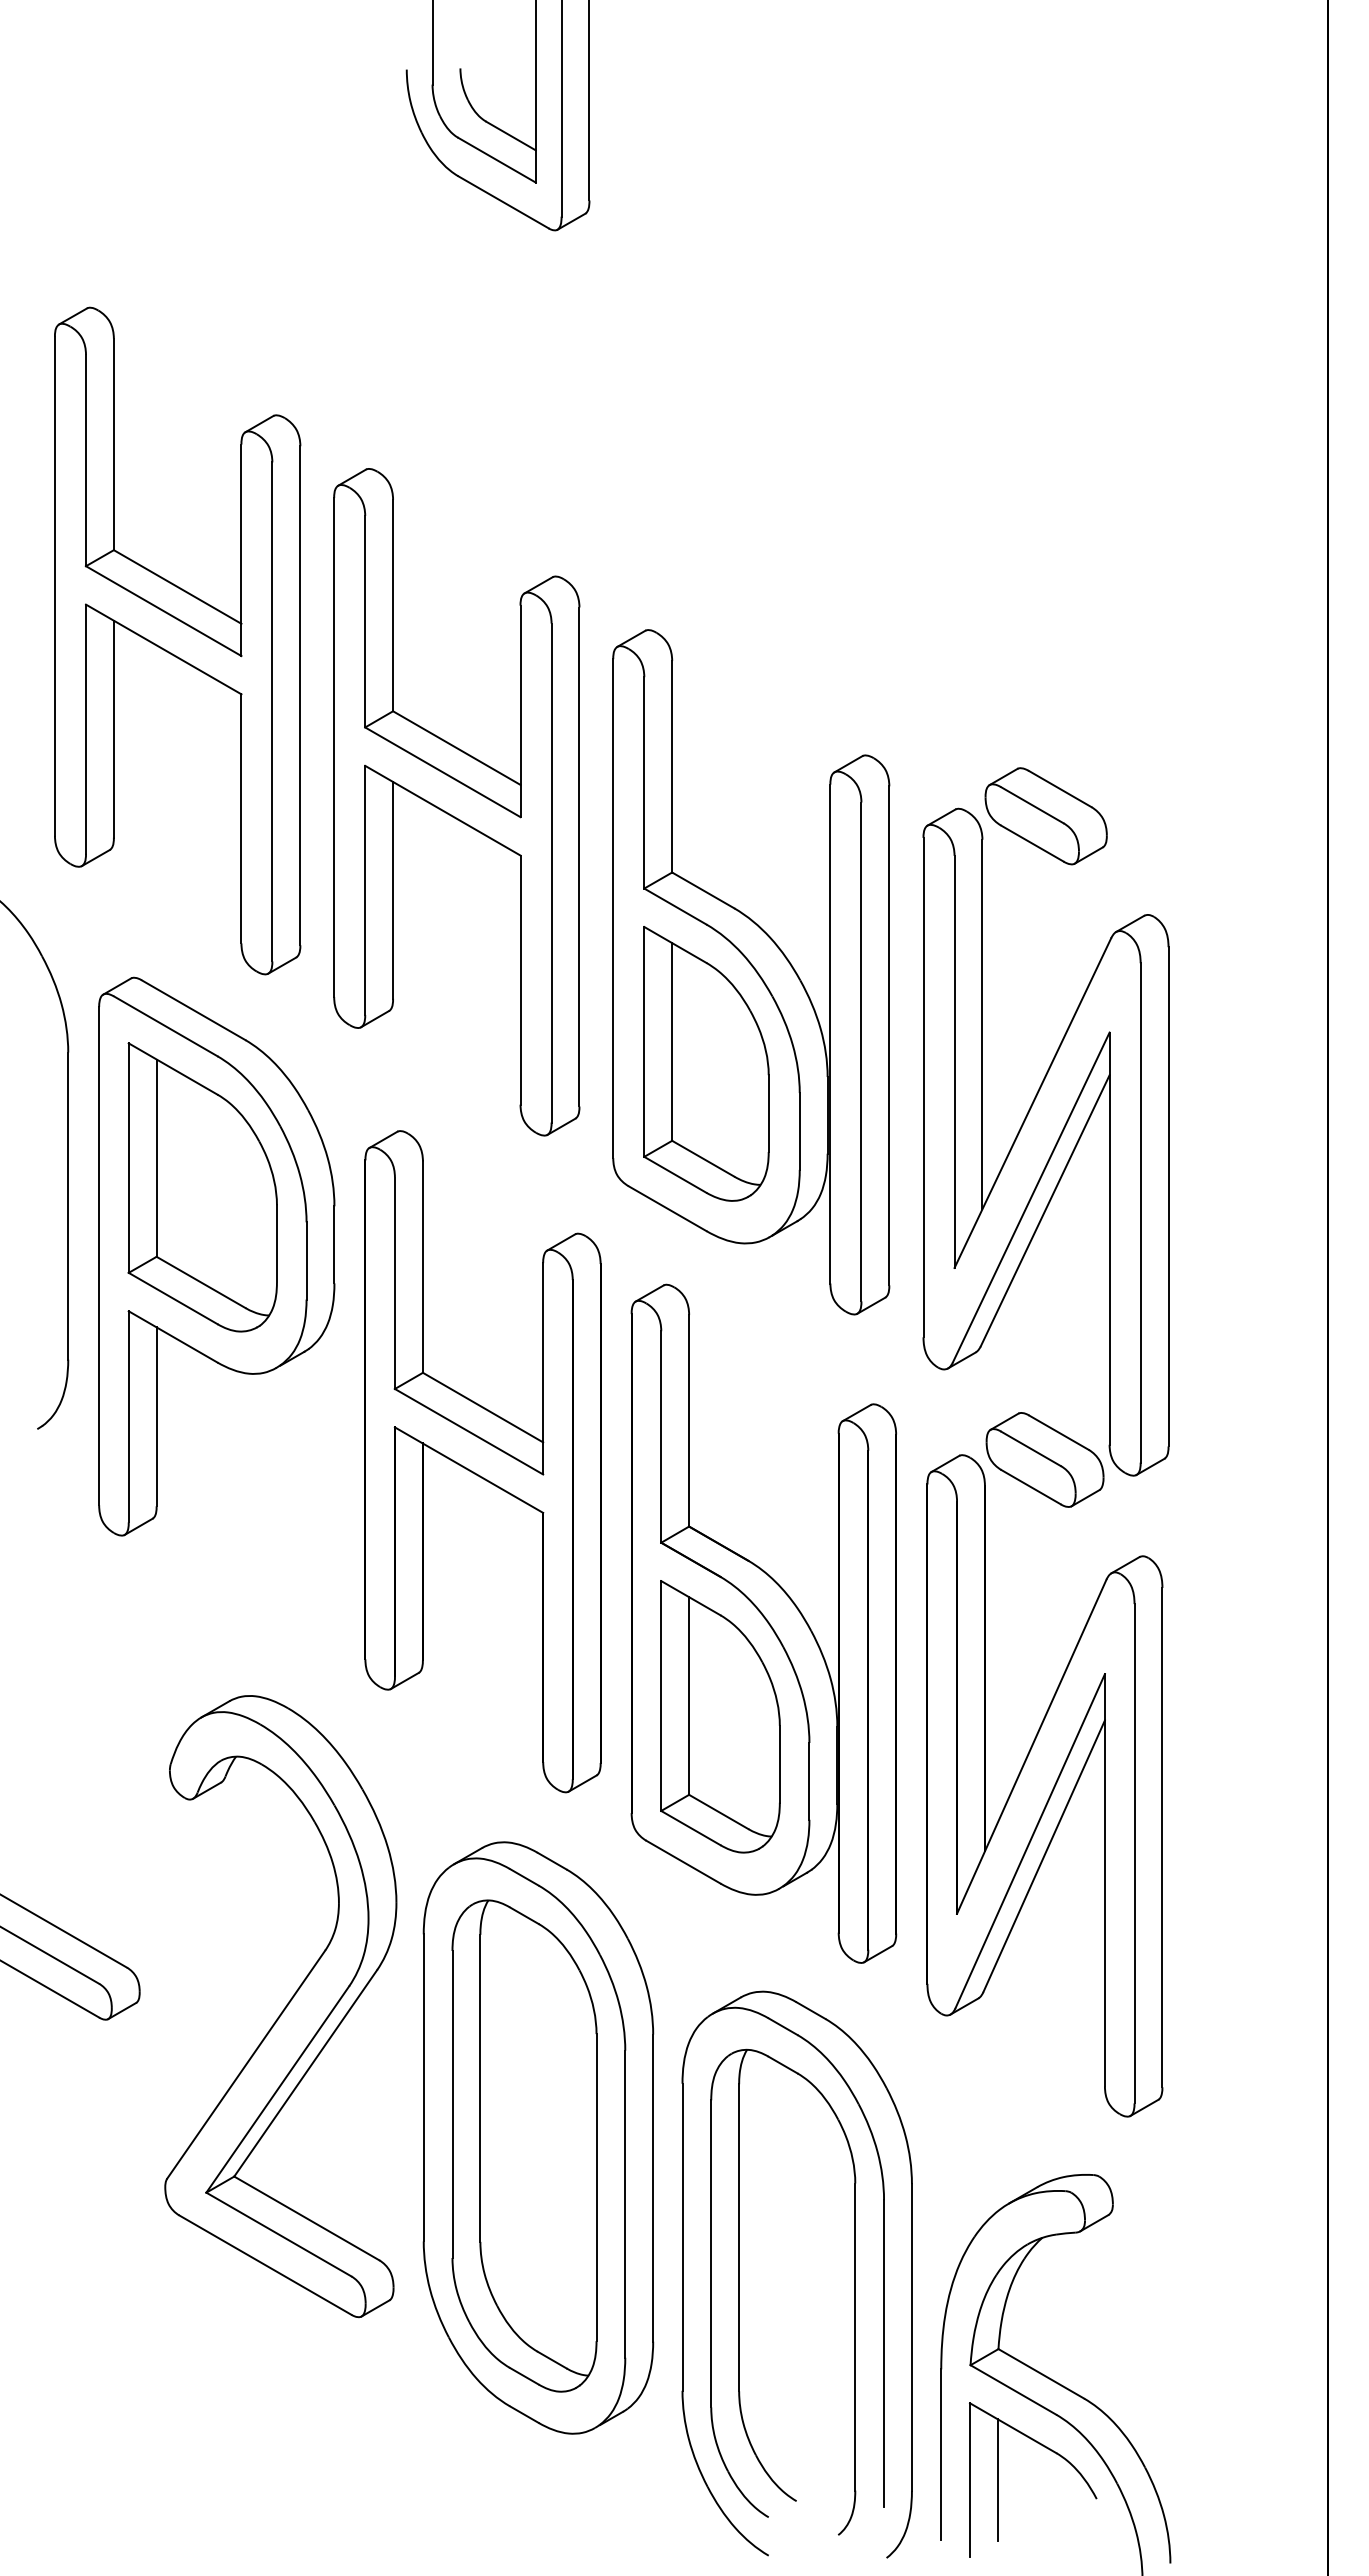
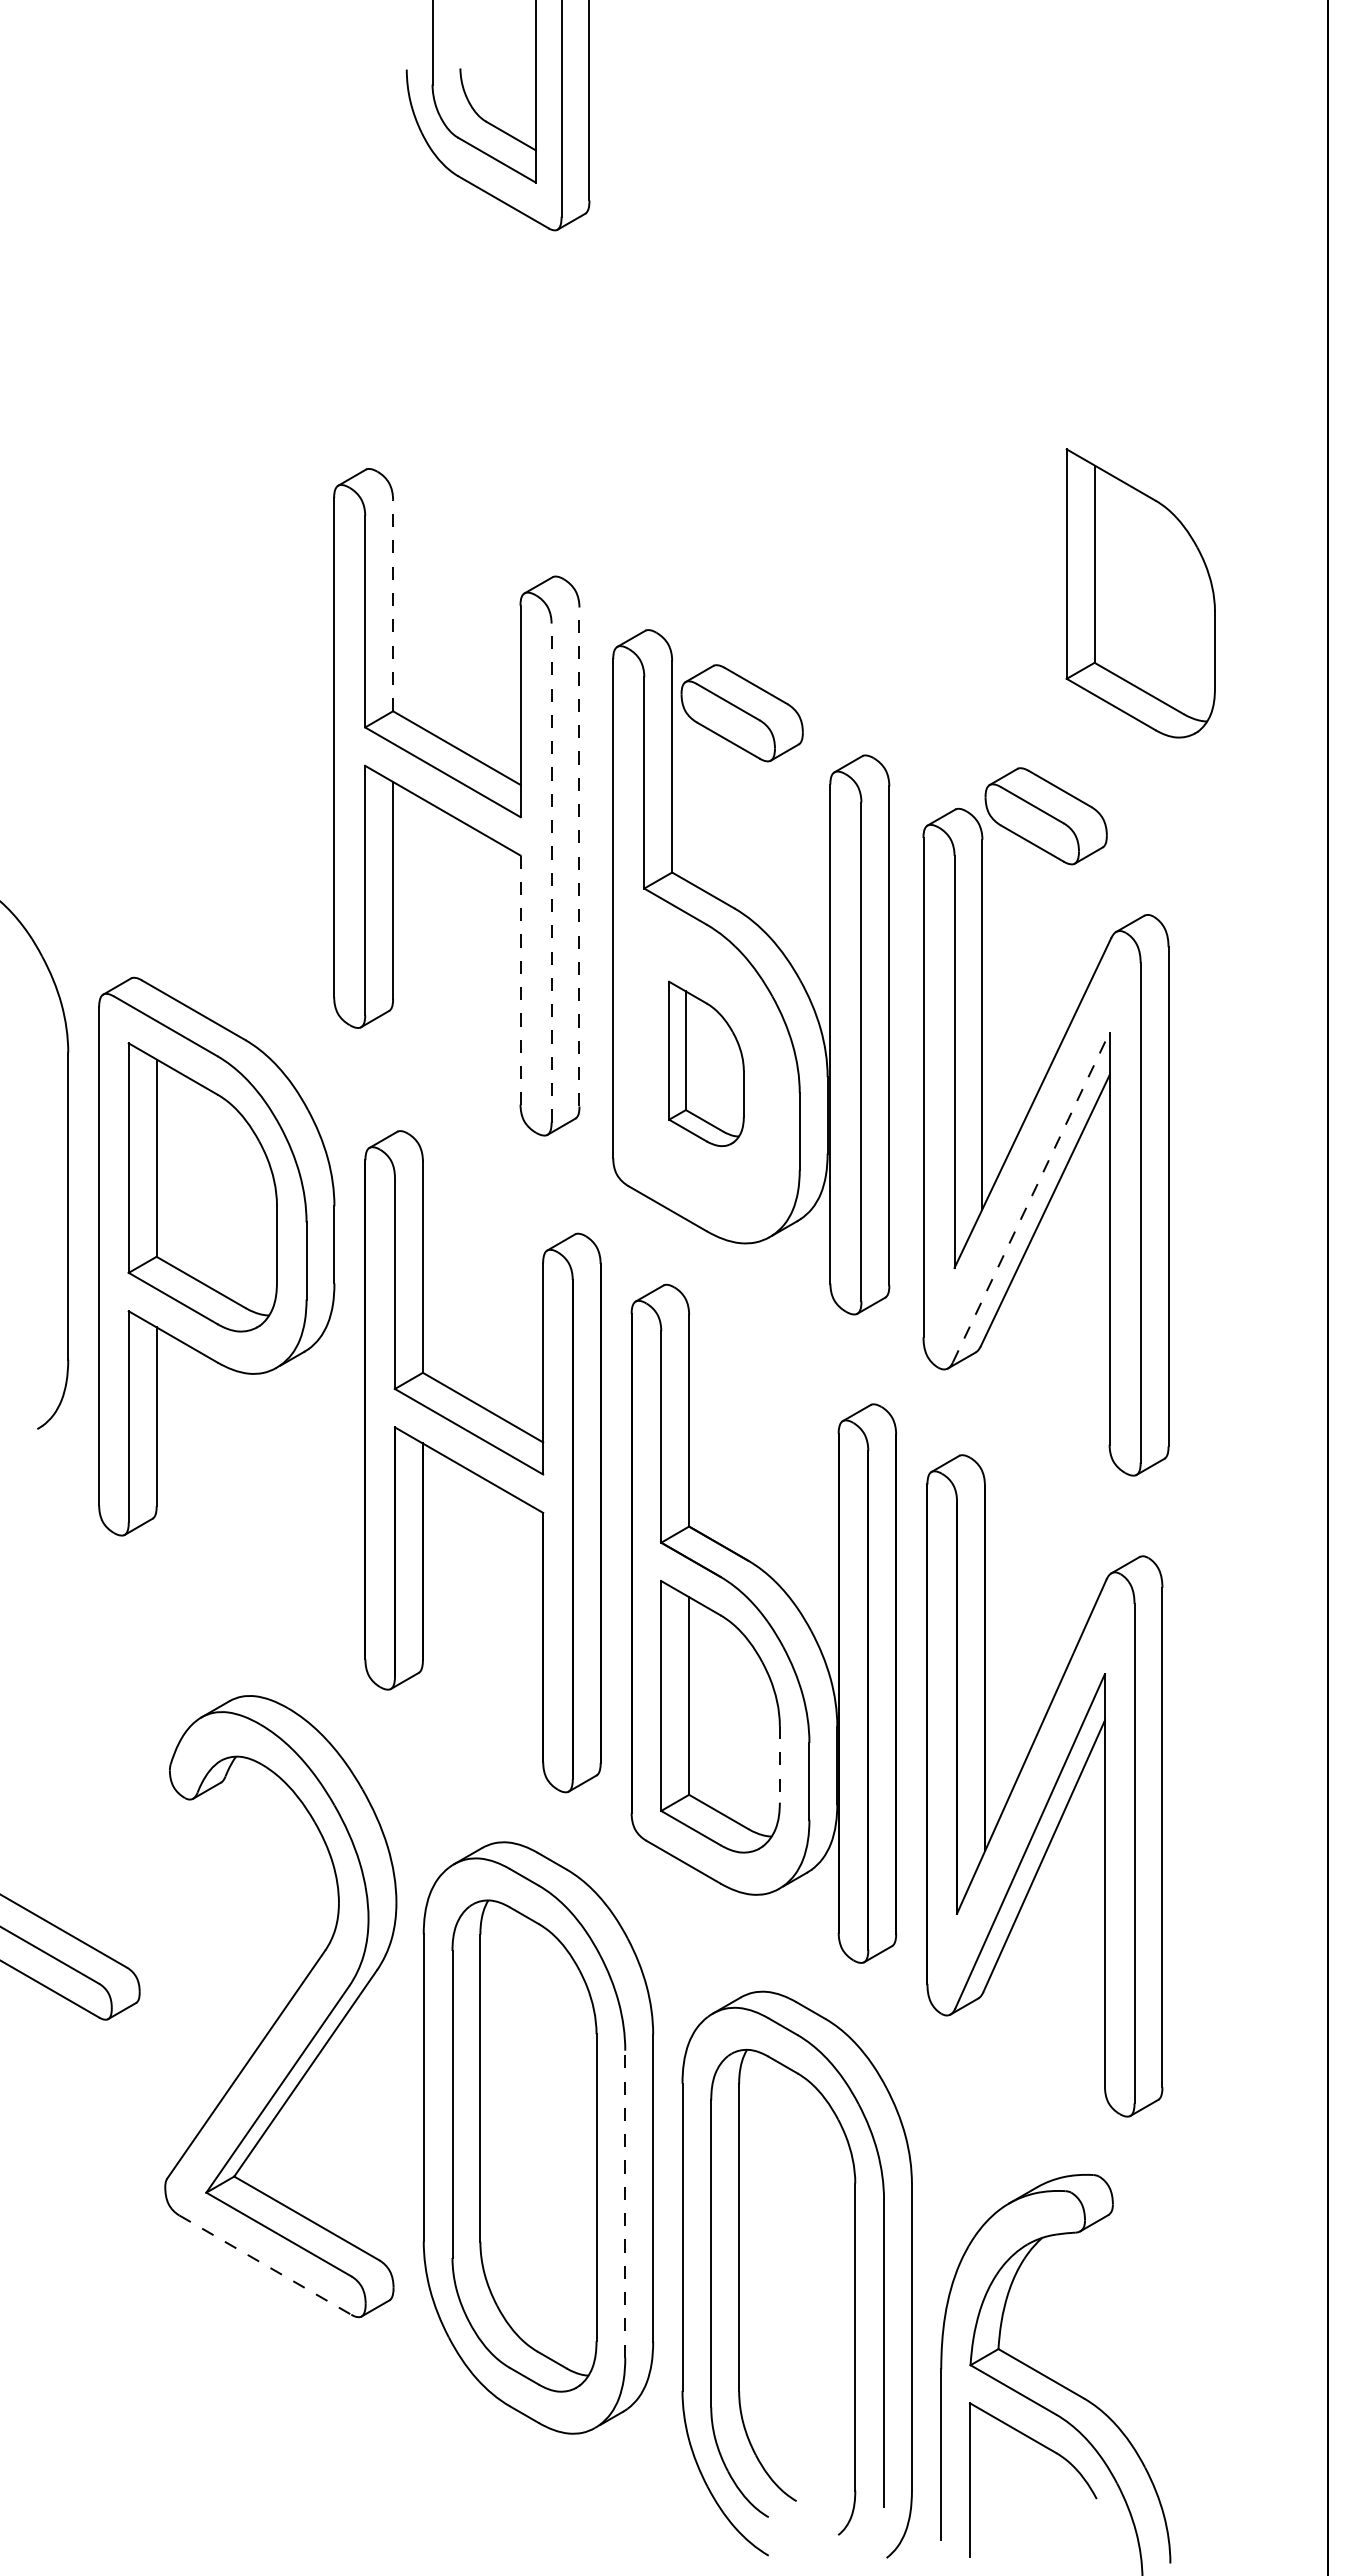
part: none -> present (1140, 593)
line: solid -> dashed (393, 605)
part: present -> none (177, 640)
part: none -> present (741, 713)
line: solid -> dashed (579, 856)
line: solid -> dashed (551, 872)
line: solid -> dashed (520, 980)
part size: 127x276 px -> 77x167 px (706, 1063)
line: solid -> dashed (1031, 1197)
part: present -> none (1044, 1459)
line: solid -> dashed (779, 1764)
line: solid -> dashed (625, 2204)
line: solid -> dashed (265, 2265)
line: present -> none (997, 2479)
